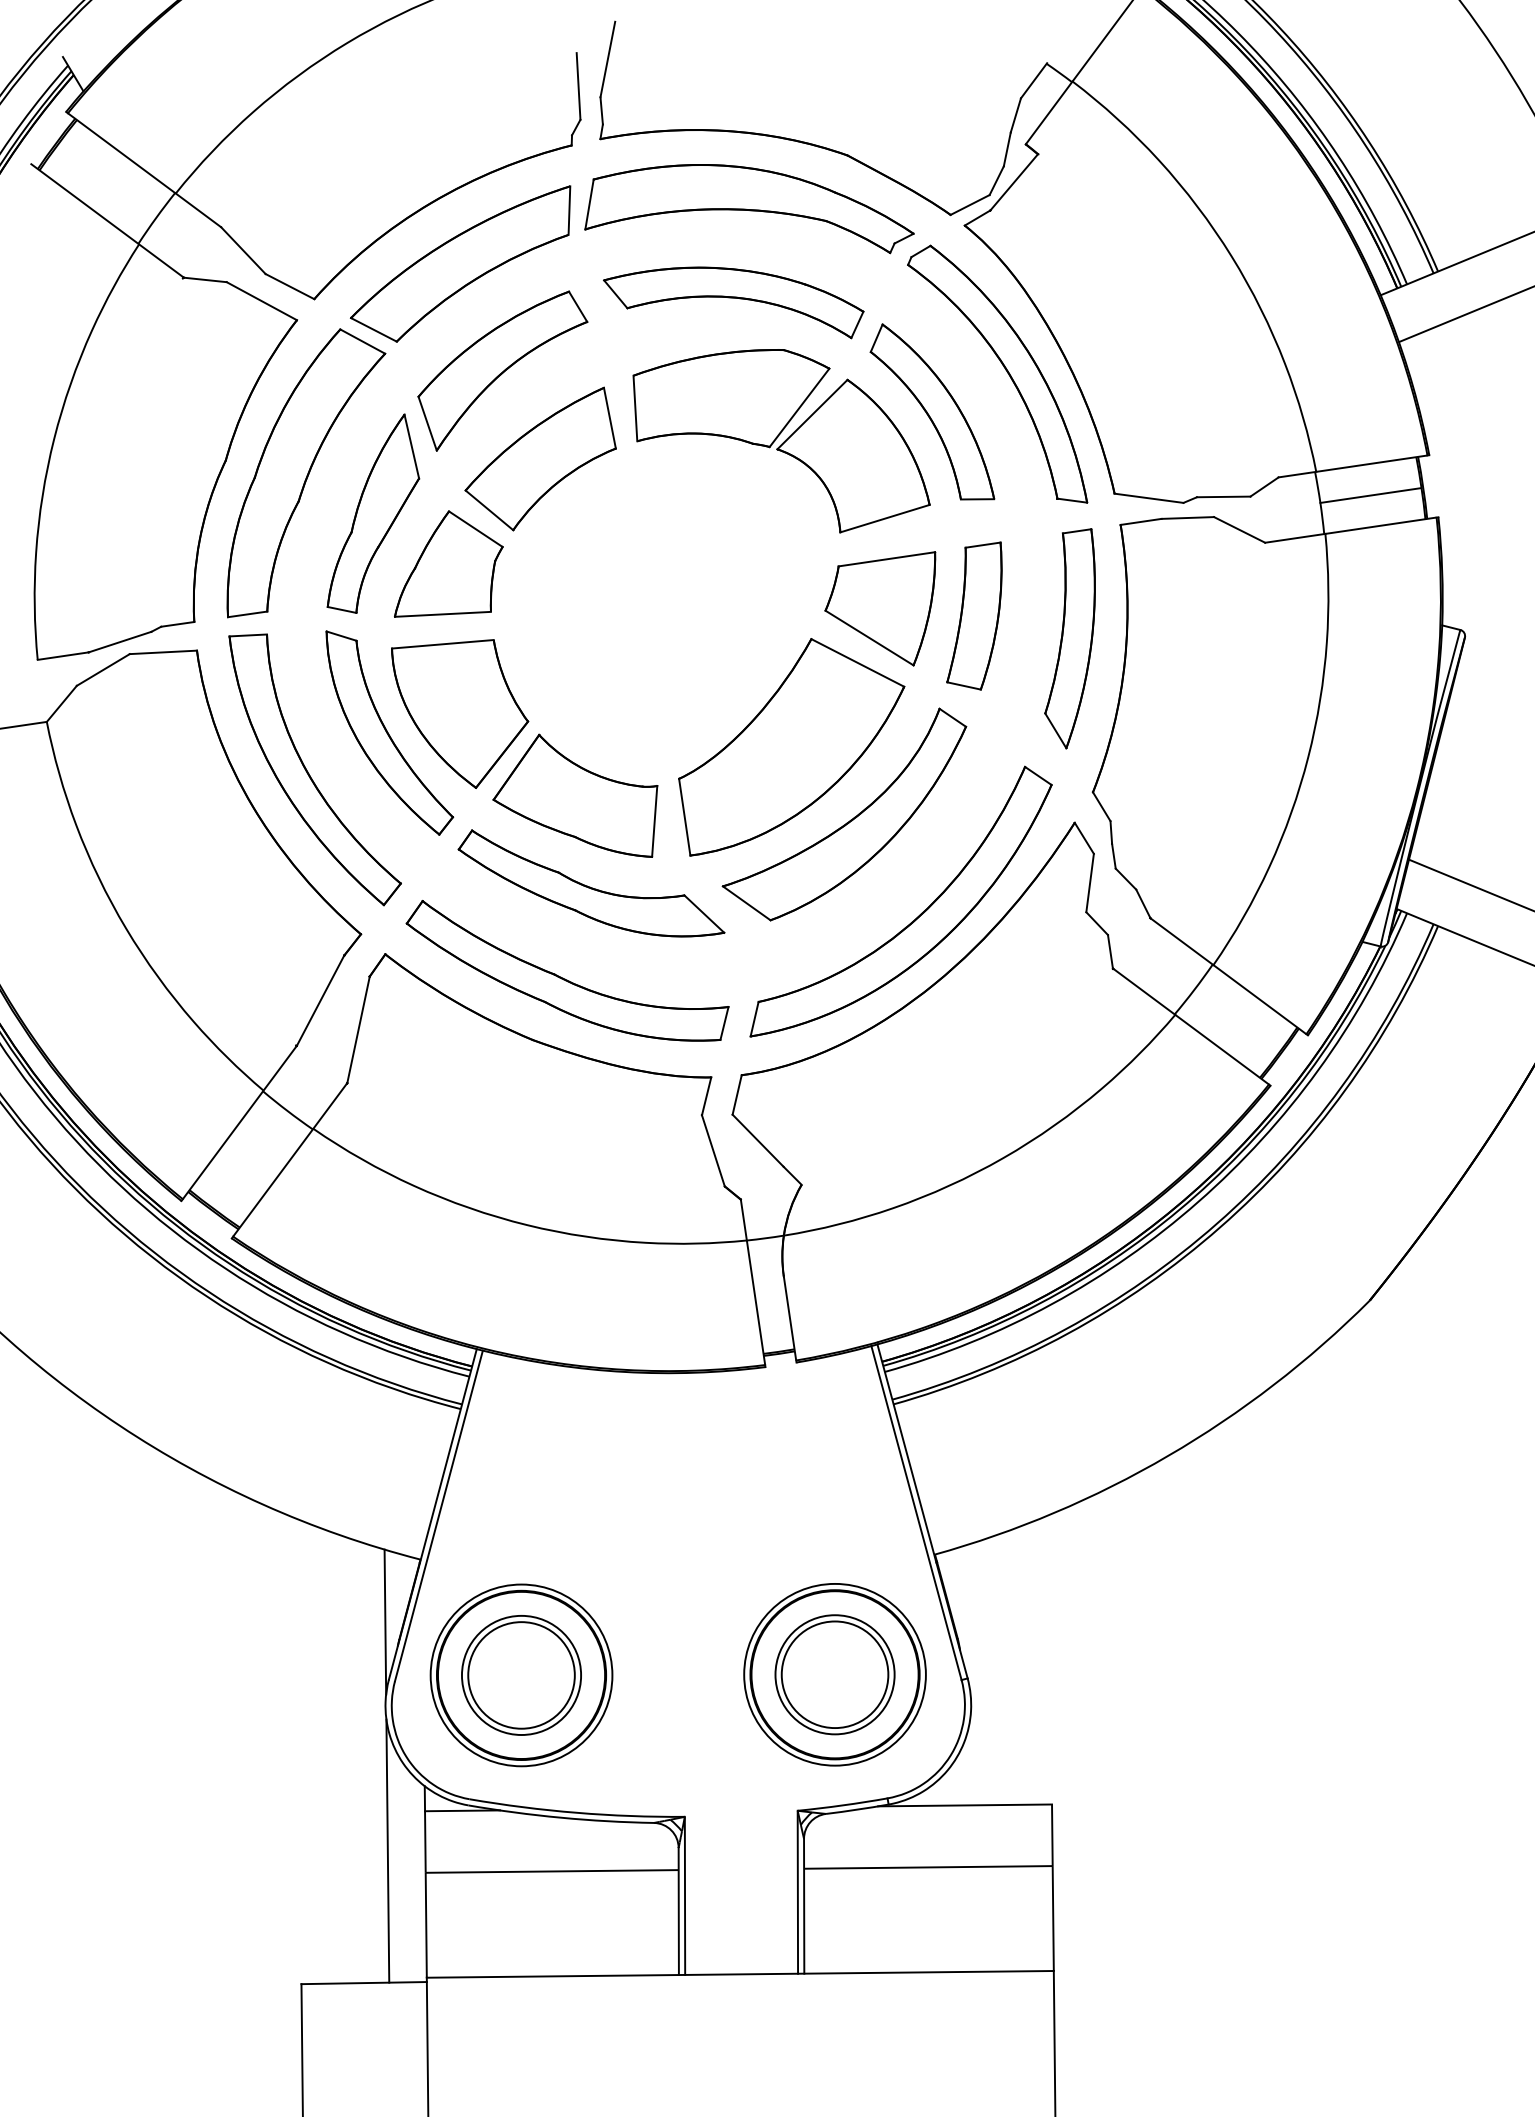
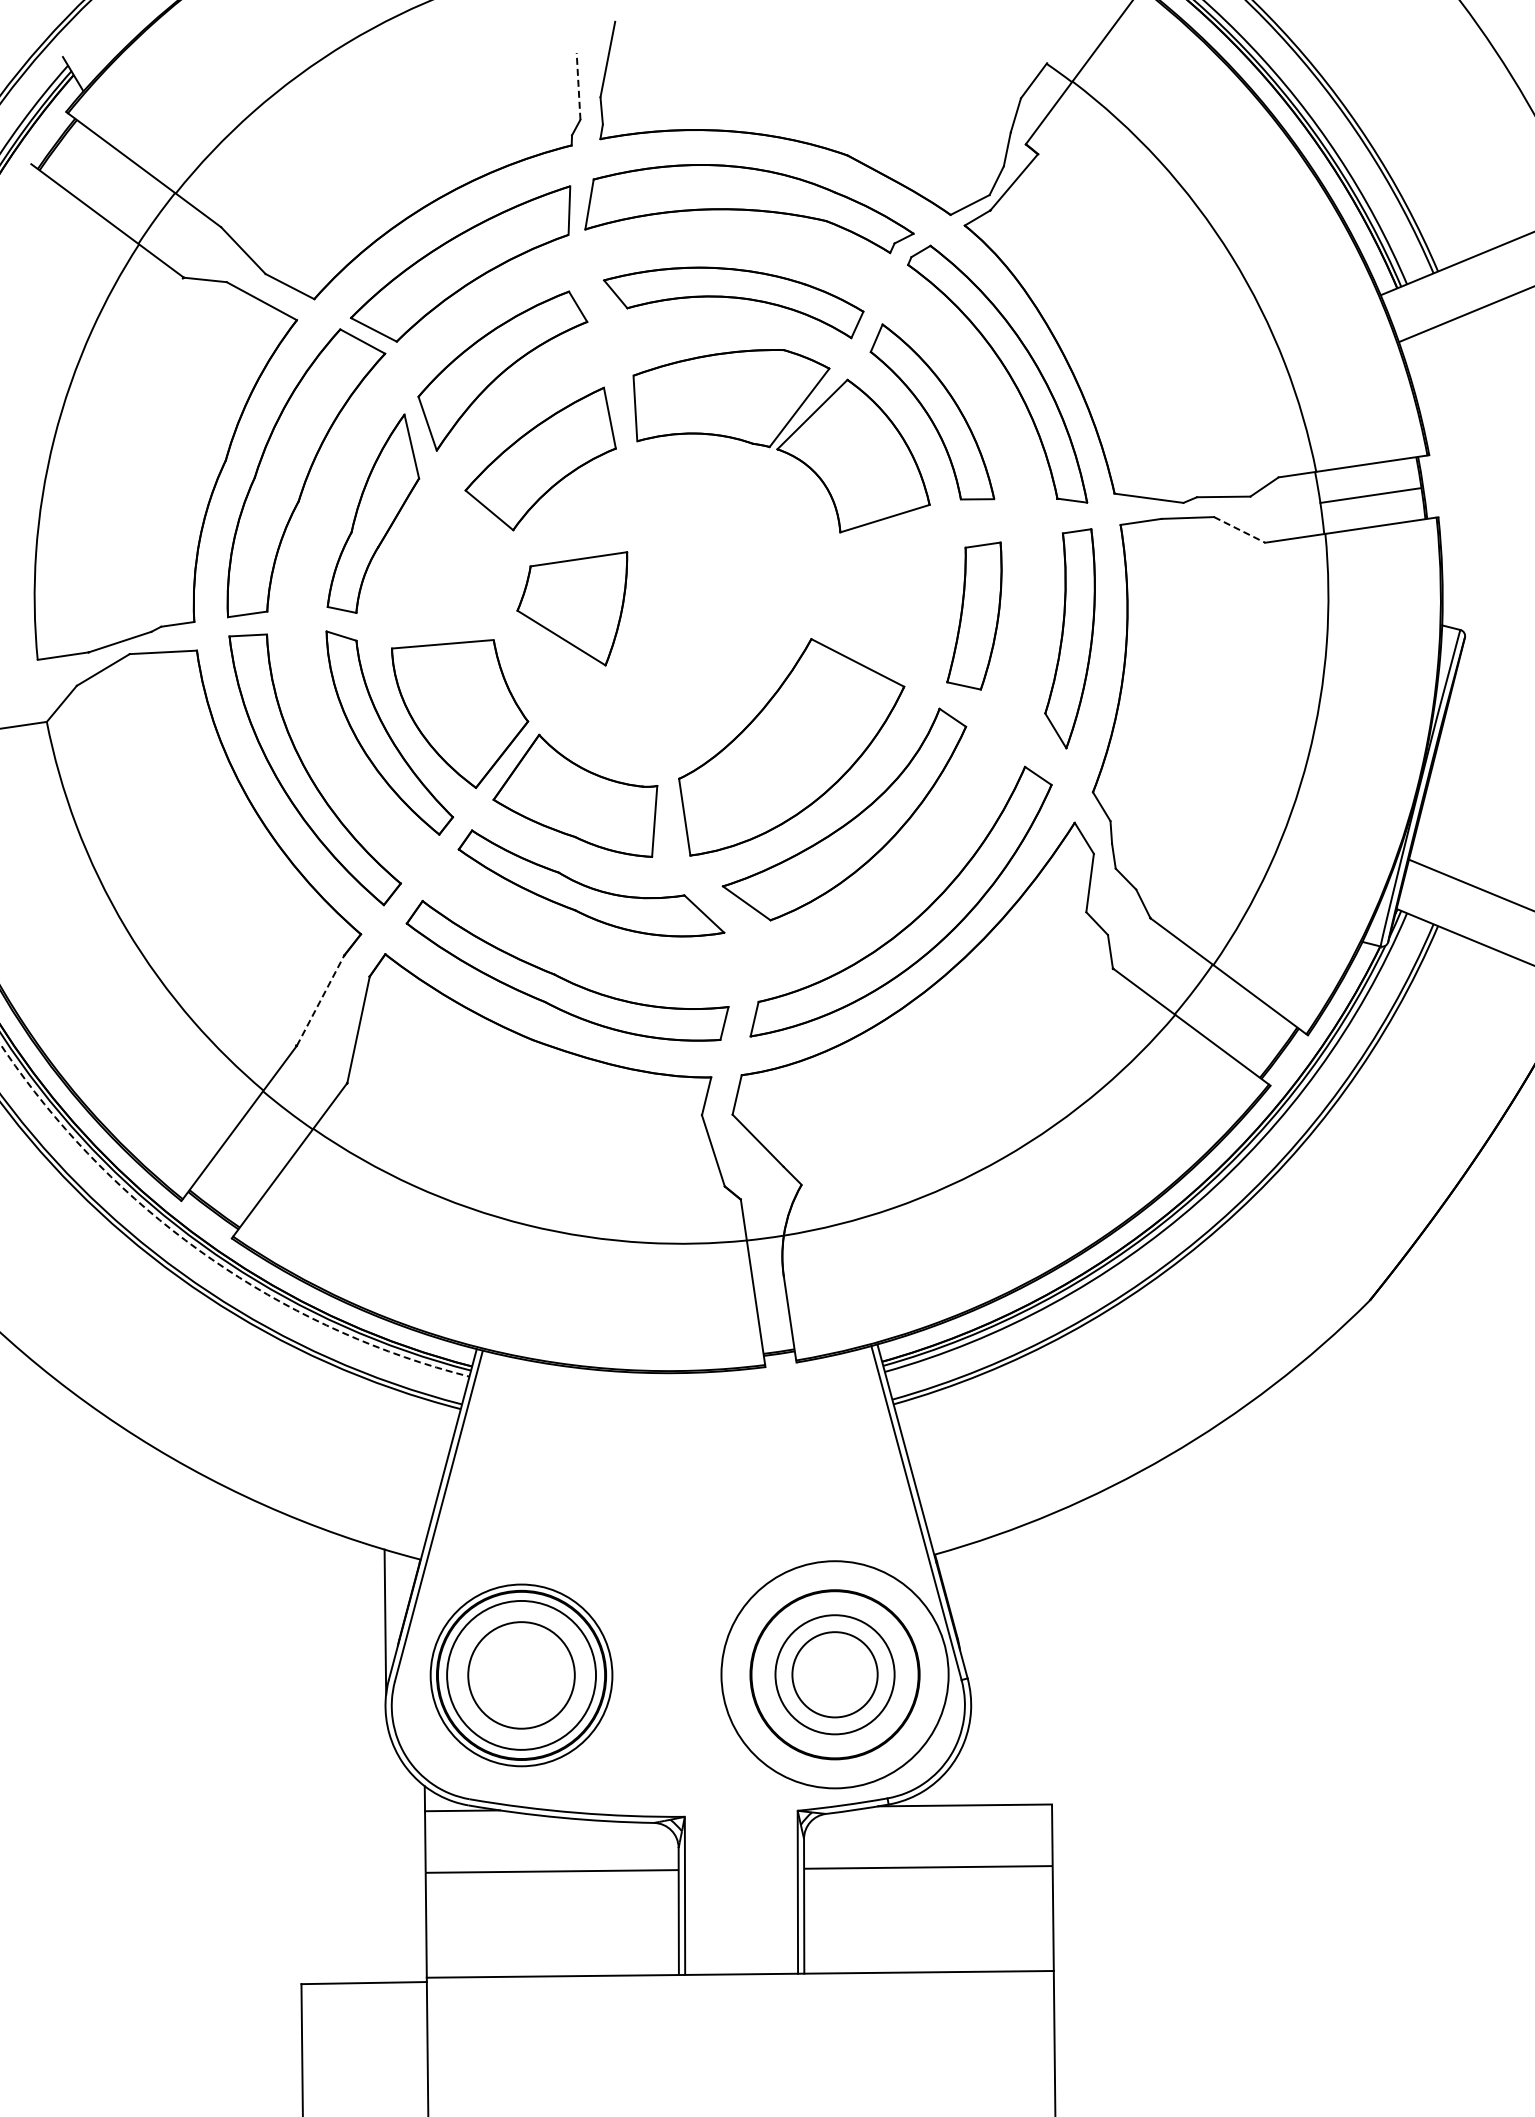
line: solid -> dashed (578, 85)
line: solid -> dashed (1239, 529)
part: present -> none (448, 563)
part position: (880, 608) -> (572, 608) (572, 608)
line: solid -> dashed (320, 1000)
arc: solid -> dashed (201, 1252)
circle diameter: 119 px -> 149 px (521, 1674)
circle diameter: 107 px -> 85 px (834, 1674)
circle diameter: 182 px -> 227 px (834, 1674)
line: present -> none (387, 1850)
